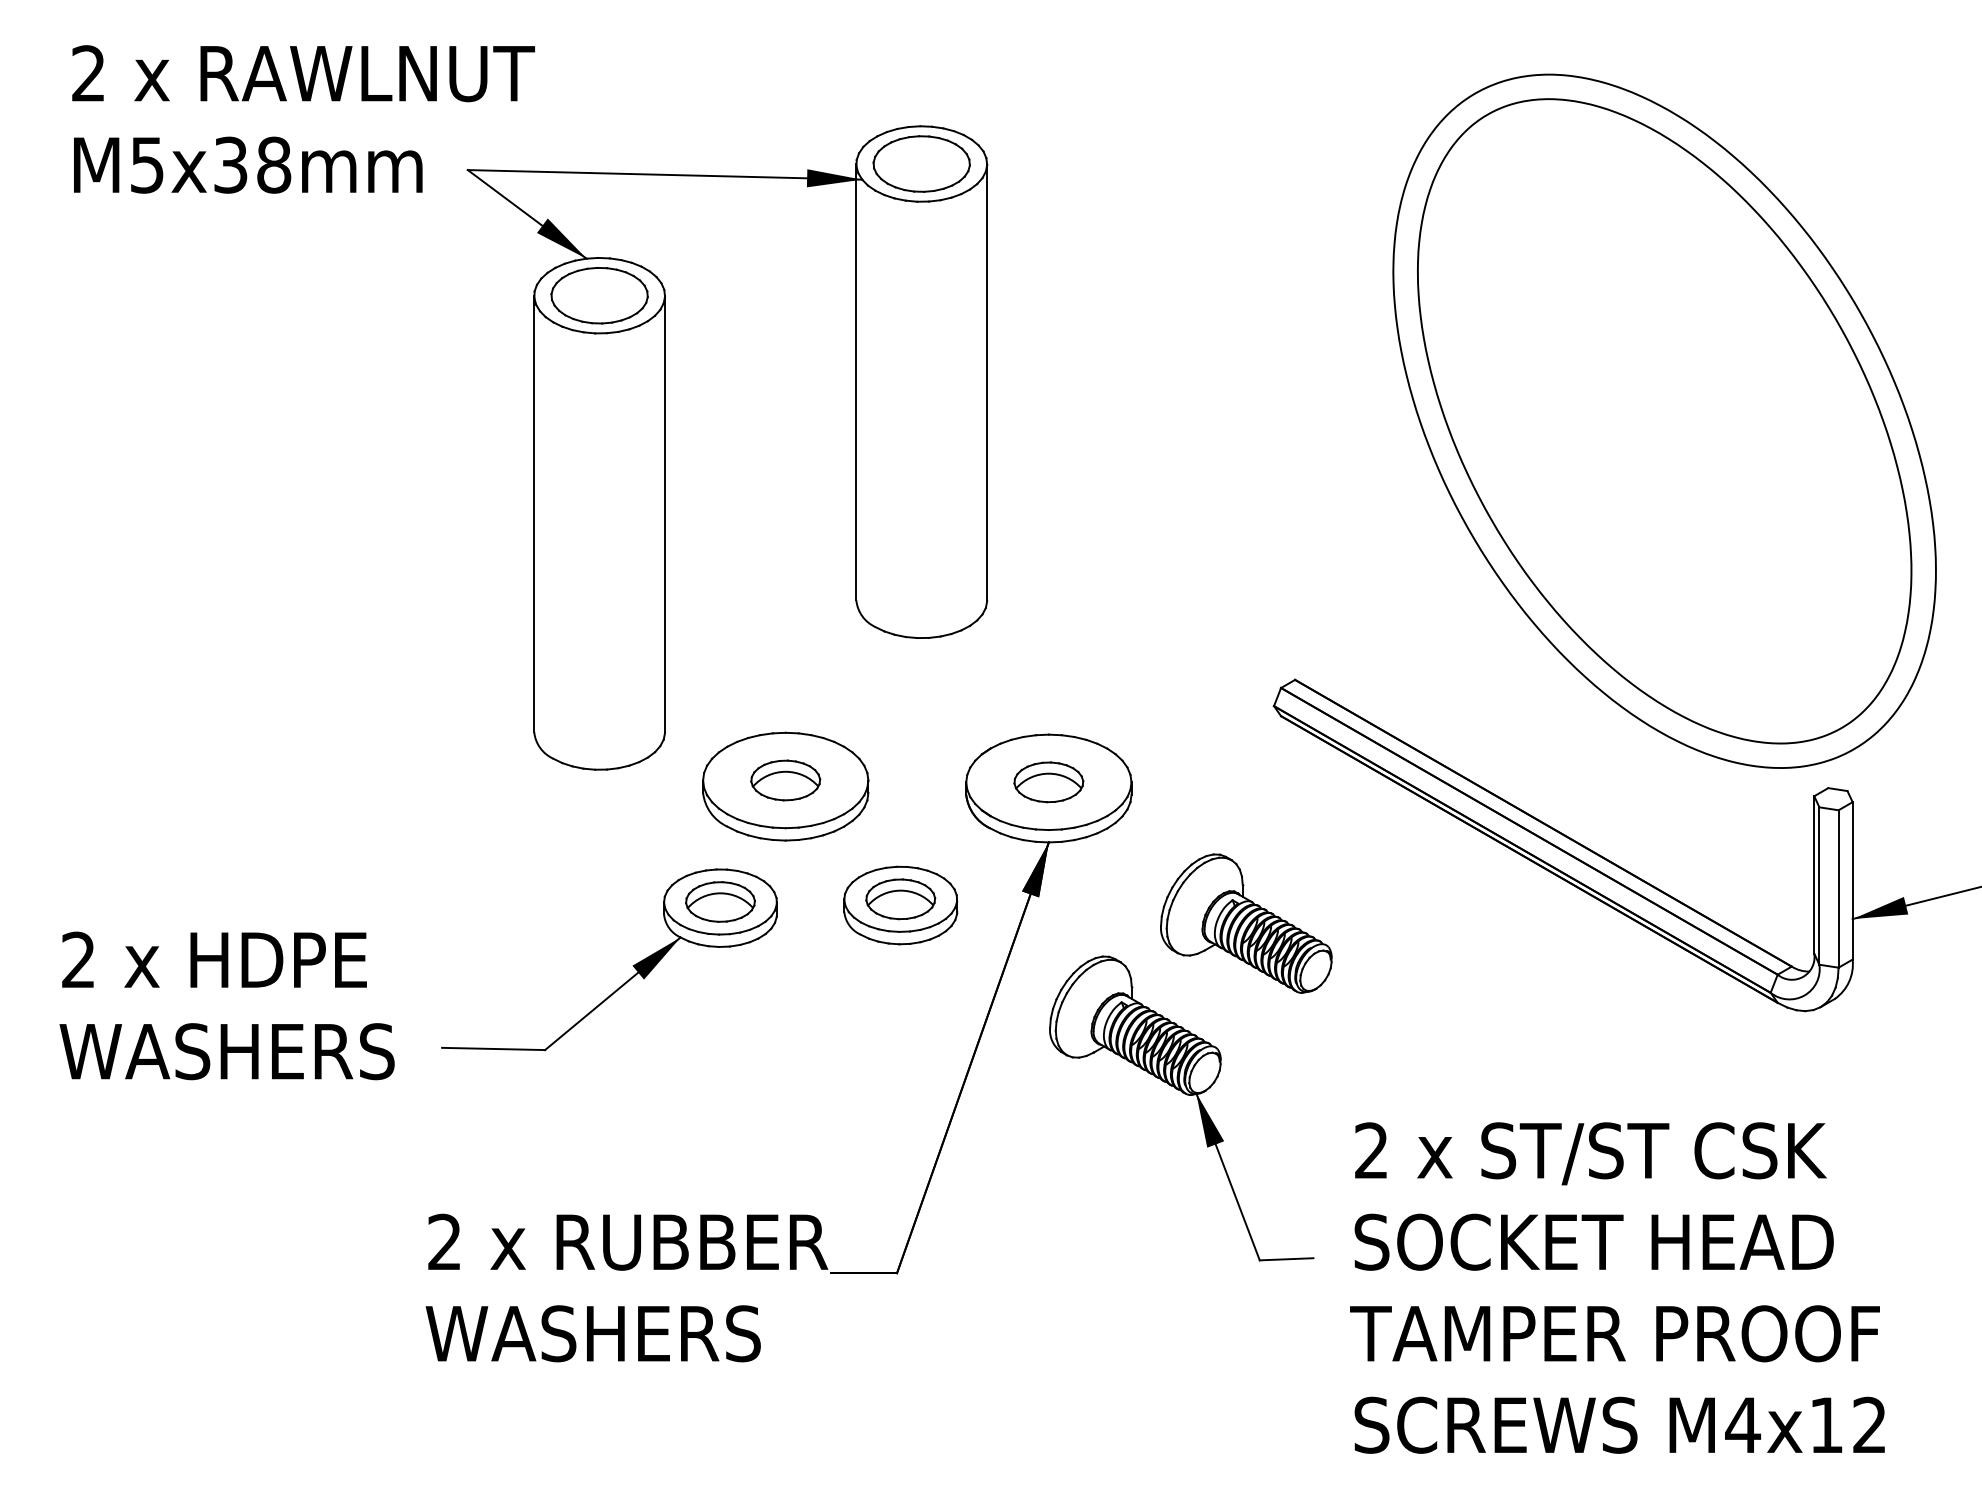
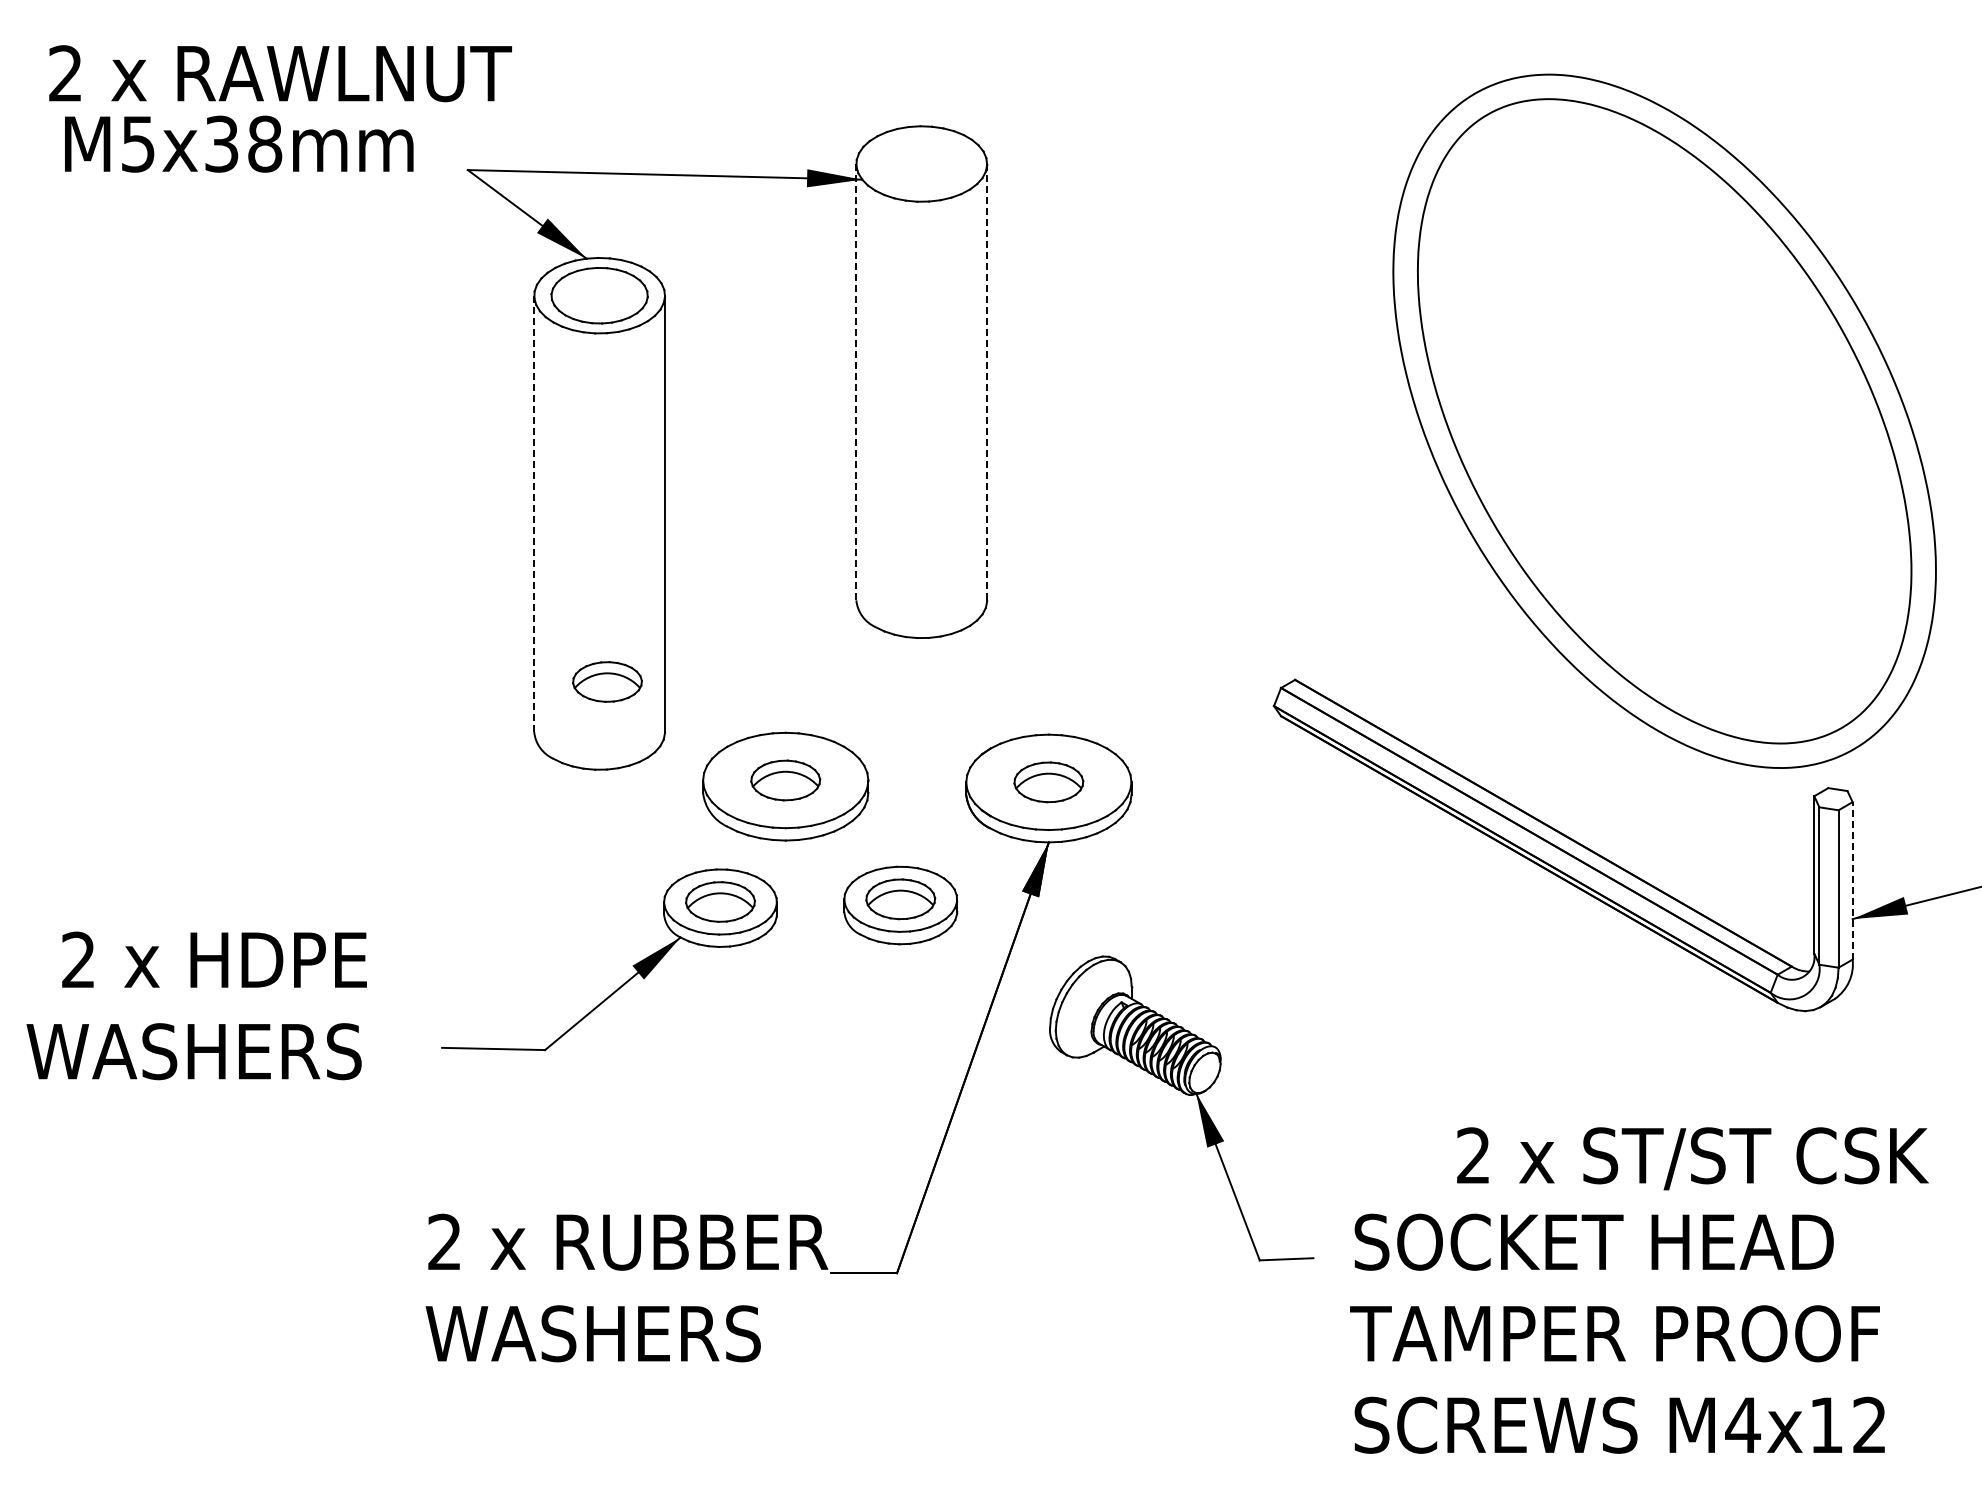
text position: (303, 73) -> (280, 73) (280, 73)
part: present -> none (921, 163)
text position: (248, 164) -> (239, 143) (239, 143)
line: solid -> dashed (987, 381)
line: solid -> dashed (856, 382)
line: solid -> dashed (534, 514)
part: none -> present (607, 681)
line: solid -> dashed (1852, 880)
part: present -> none (1246, 923)
text position: (226, 1051) -> (193, 1051) (193, 1051)
text position: (1590, 1153) -> (1692, 1158) (1692, 1158)
